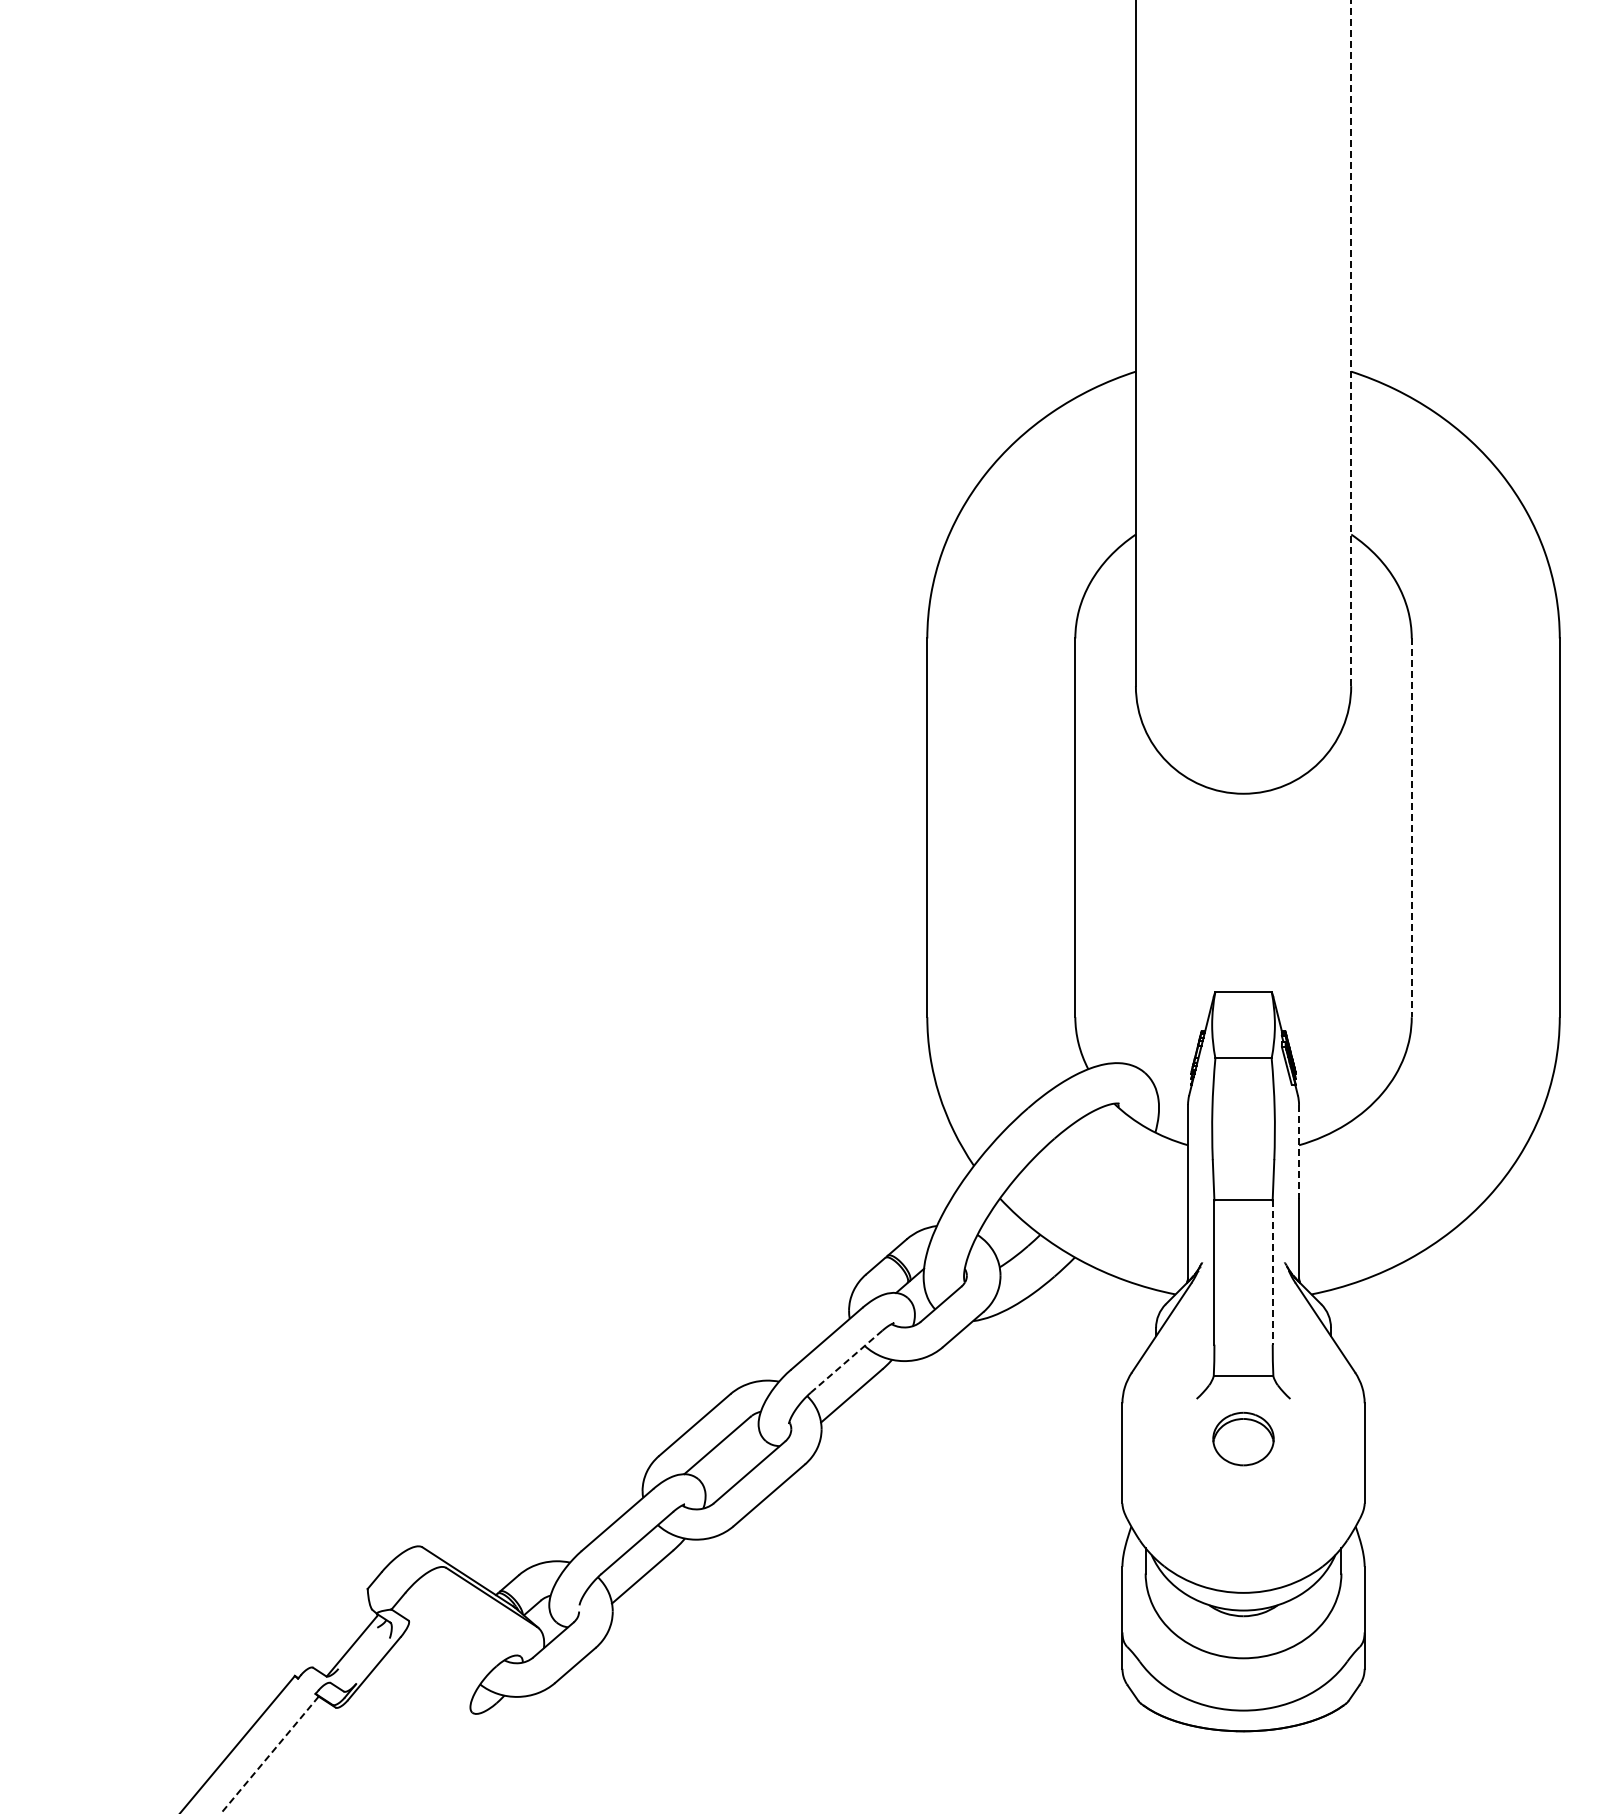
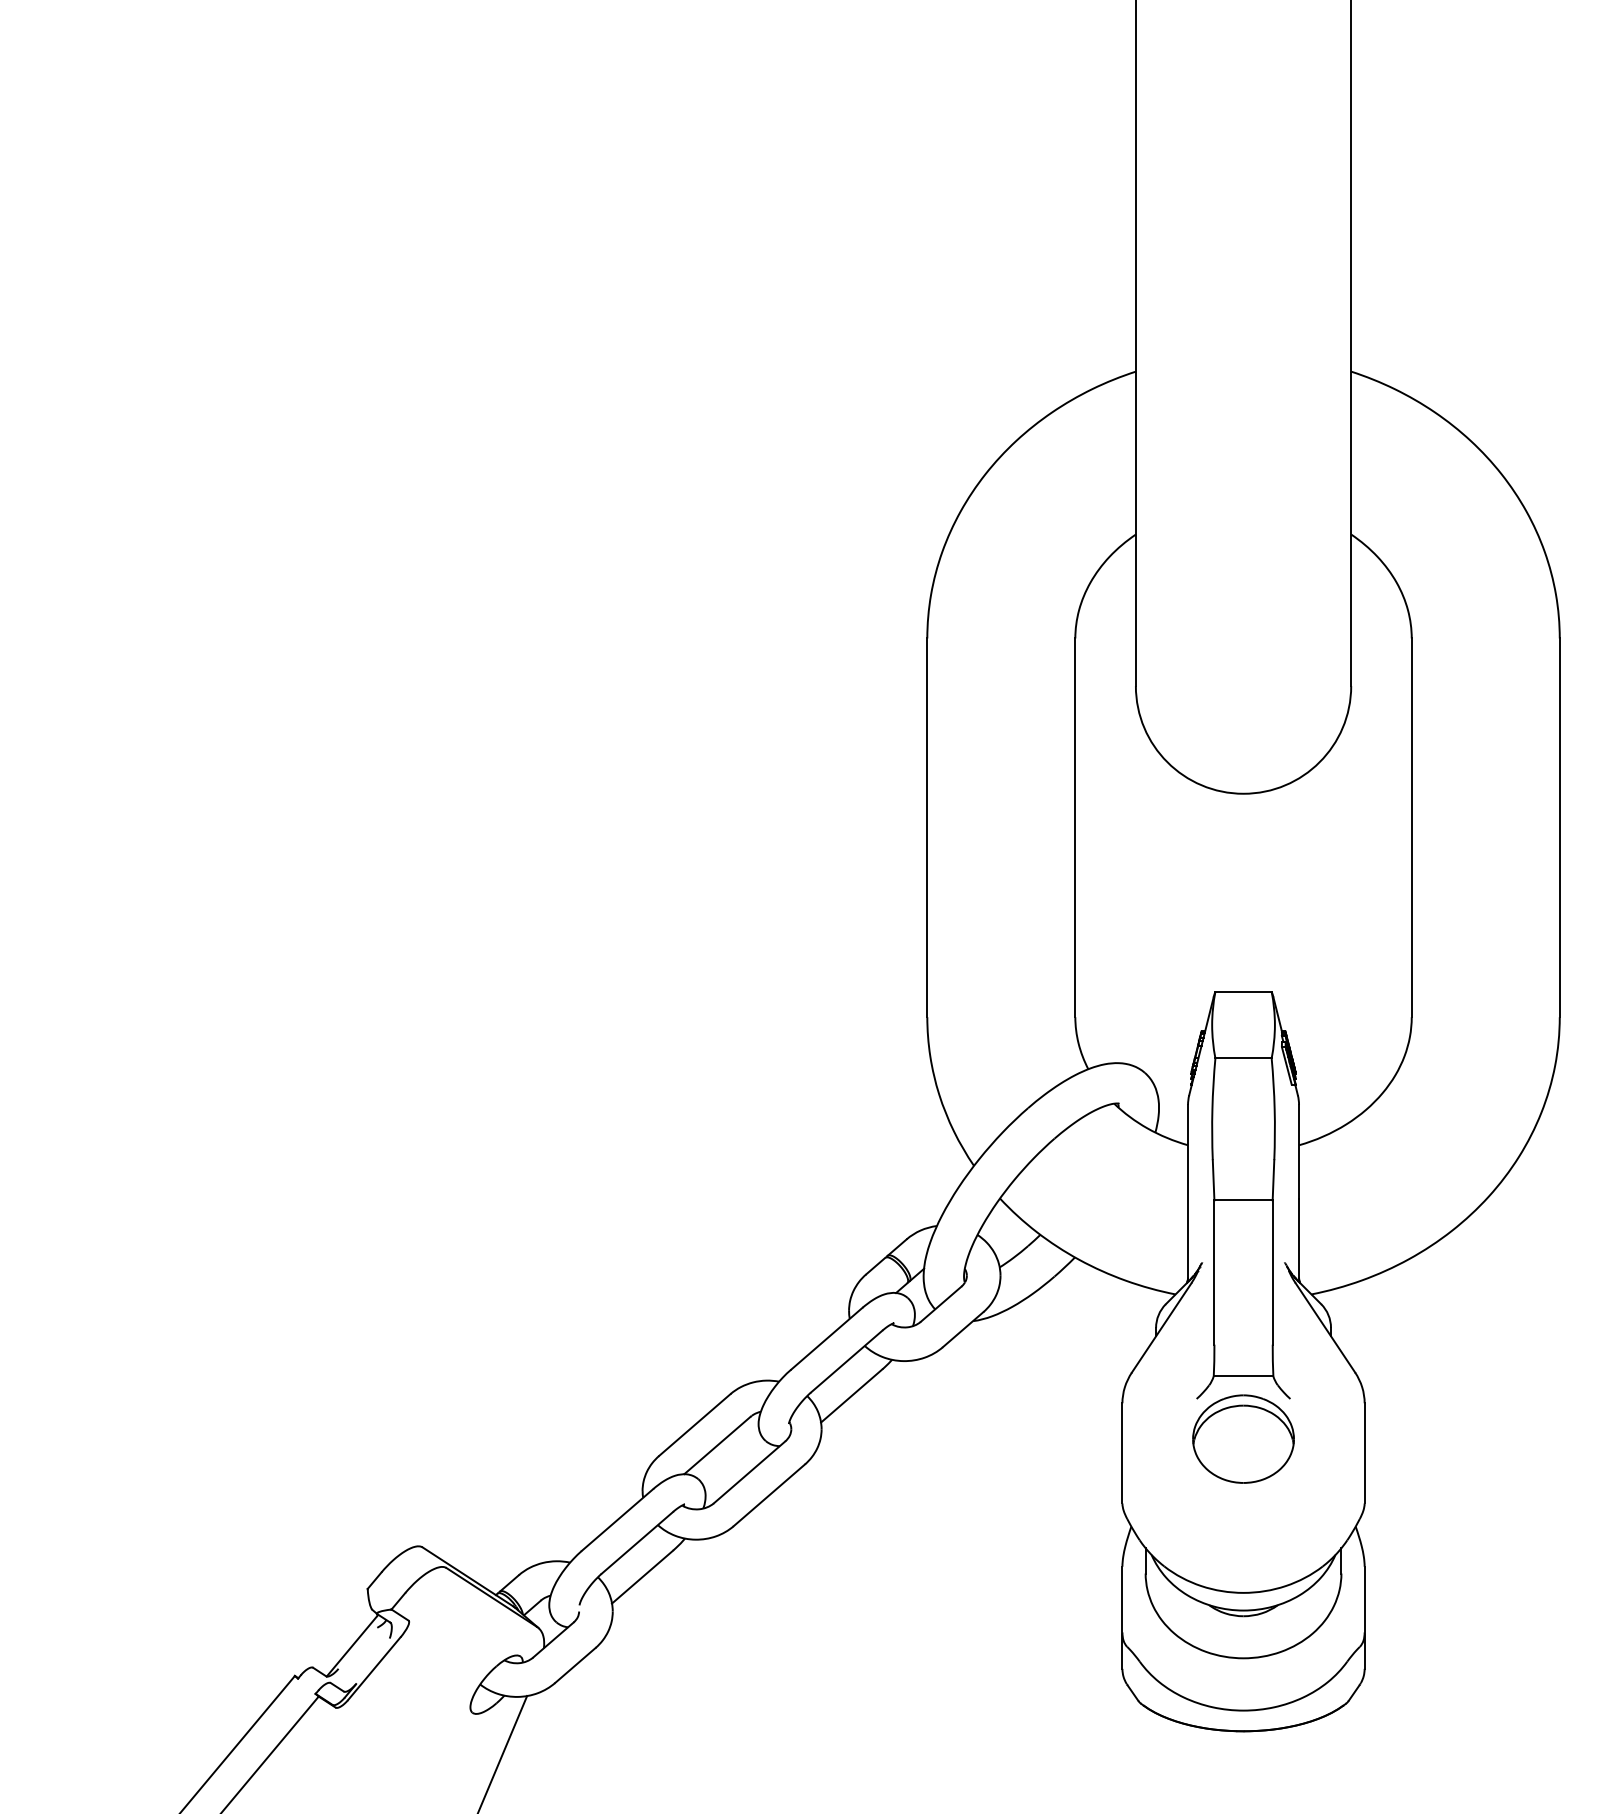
line: dashed -> solid (1351, 343)
line: dashed -> solid (1411, 828)
line: dashed -> solid (1299, 1152)
line: dashed -> solid (1272, 1273)
line: dashed -> solid (846, 1361)
part size: 63x56 px -> 103x90 px (1243, 1438)
line: none -> present (503, 1752)
line: dashed -> solid (269, 1755)
